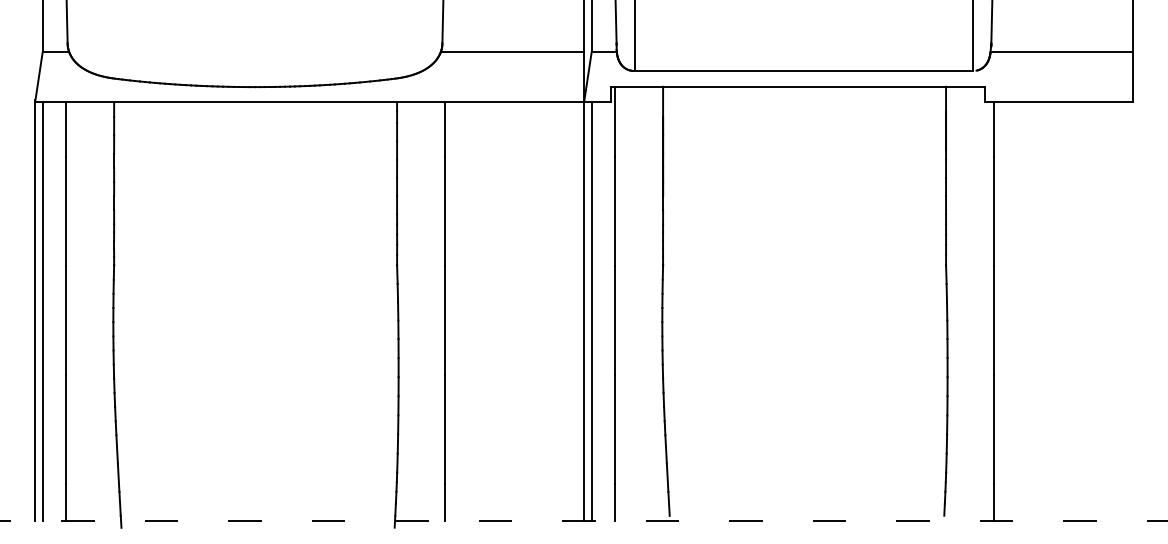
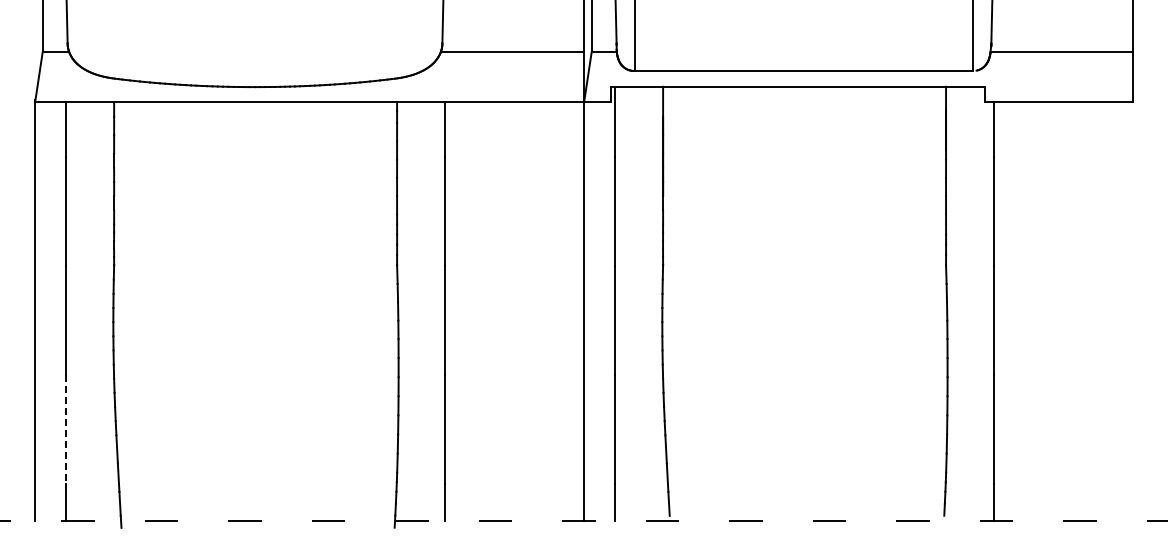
line: present -> none (43, 311)
line: present -> none (592, 311)
line: solid -> dashed (66, 429)
